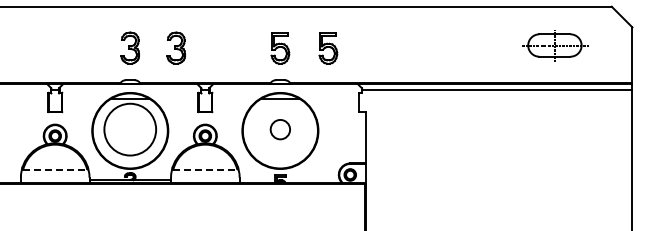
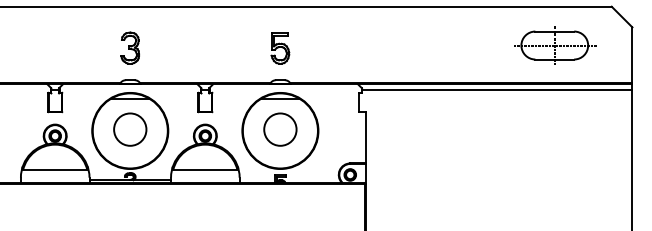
part size: 67x32 px -> 83x39 px (555, 45)
part: present -> none (175, 47)
part: present -> none (328, 48)
circle diameter: 52 px -> 32 px (130, 129)
circle diameter: 19 px -> 32 px (280, 129)
line: dashed -> solid (55, 169)
line: dashed -> solid (205, 169)
